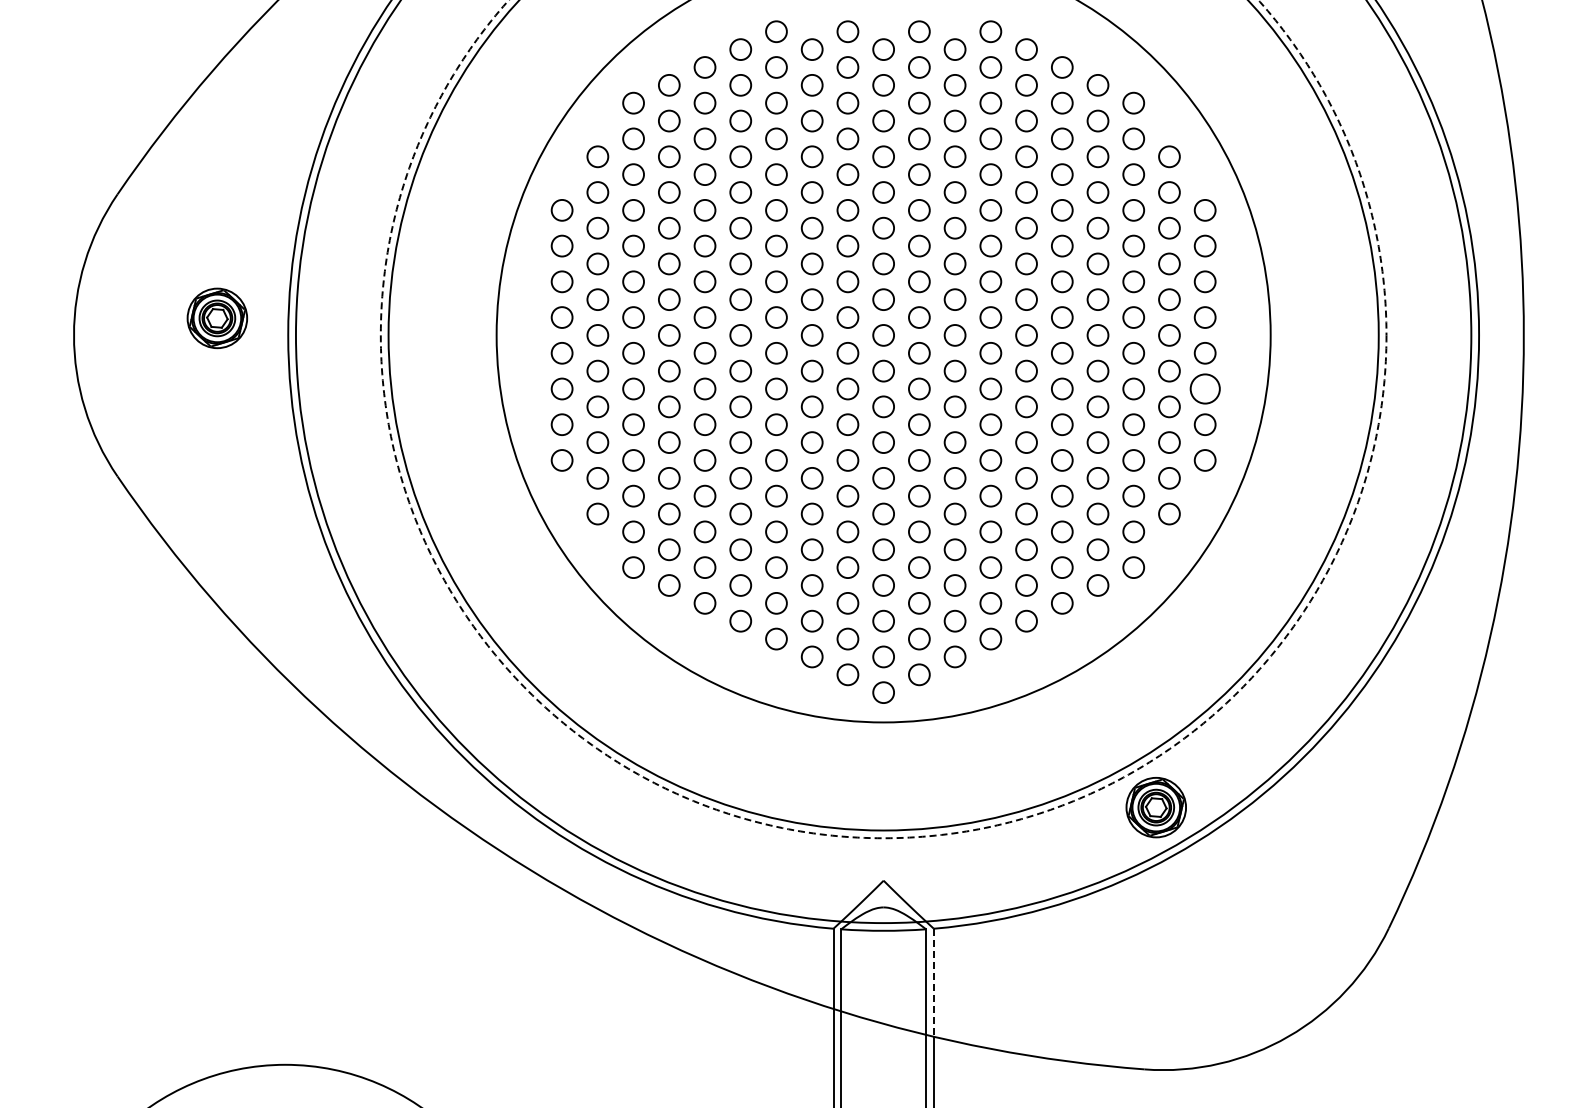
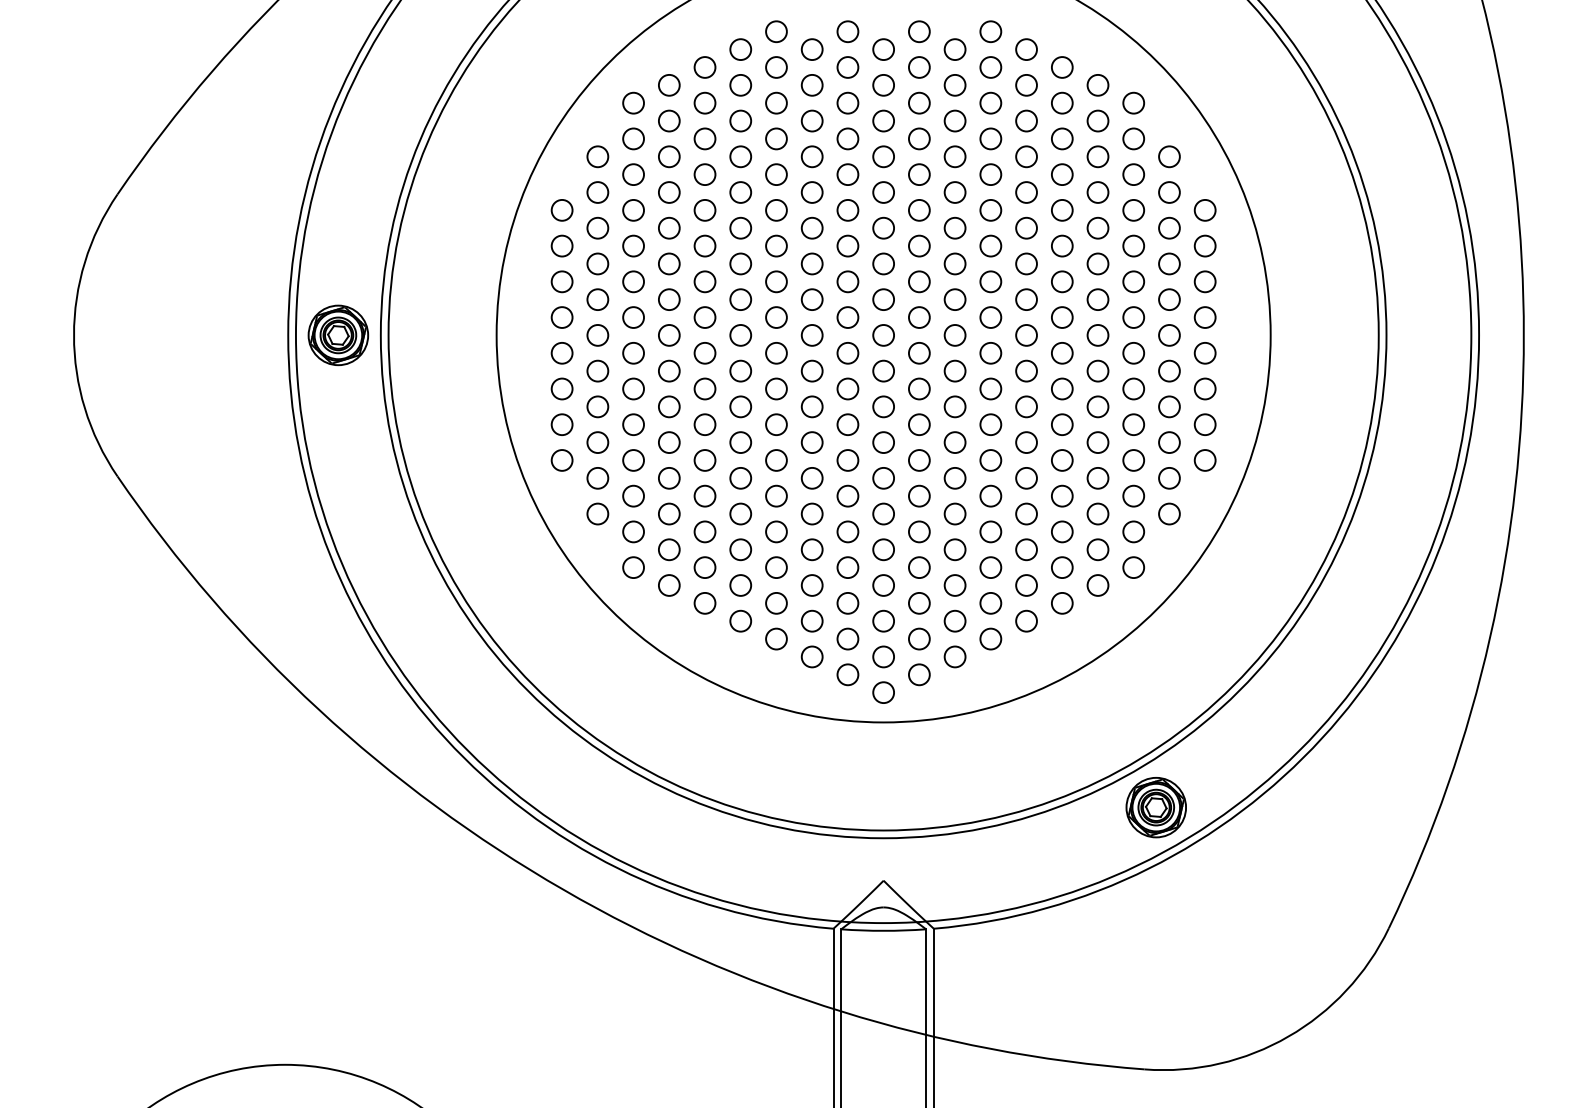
part position: (217, 318) -> (338, 335) (338, 335)
circle size: 32x32 px -> 24x24 px (1204, 388)
circle: dashed -> solid (883, 419)
line: dashed -> solid (933, 983)
